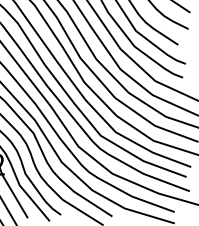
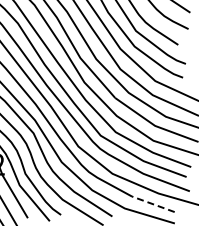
line: solid -> dashed (153, 204)
